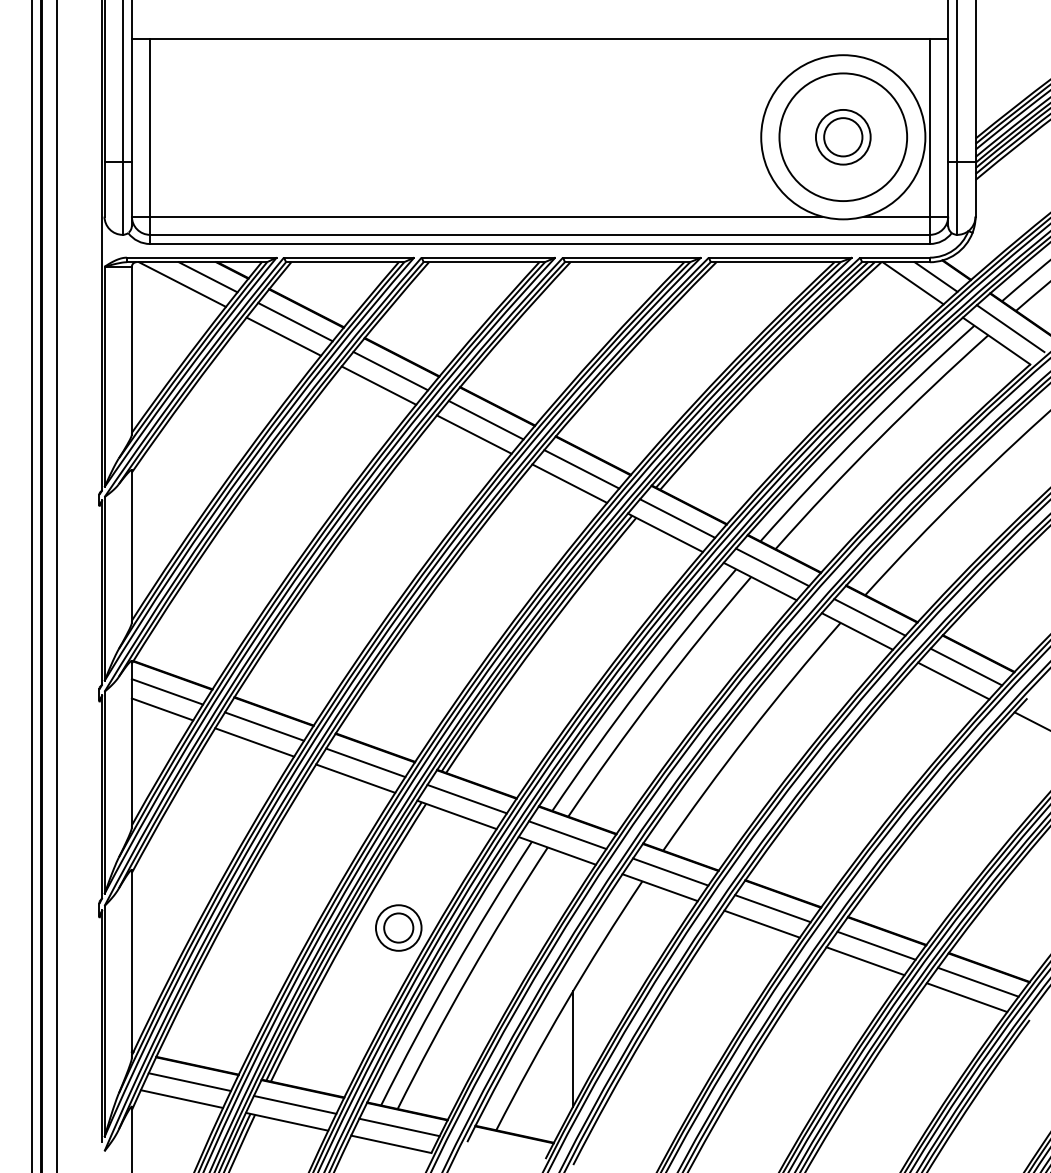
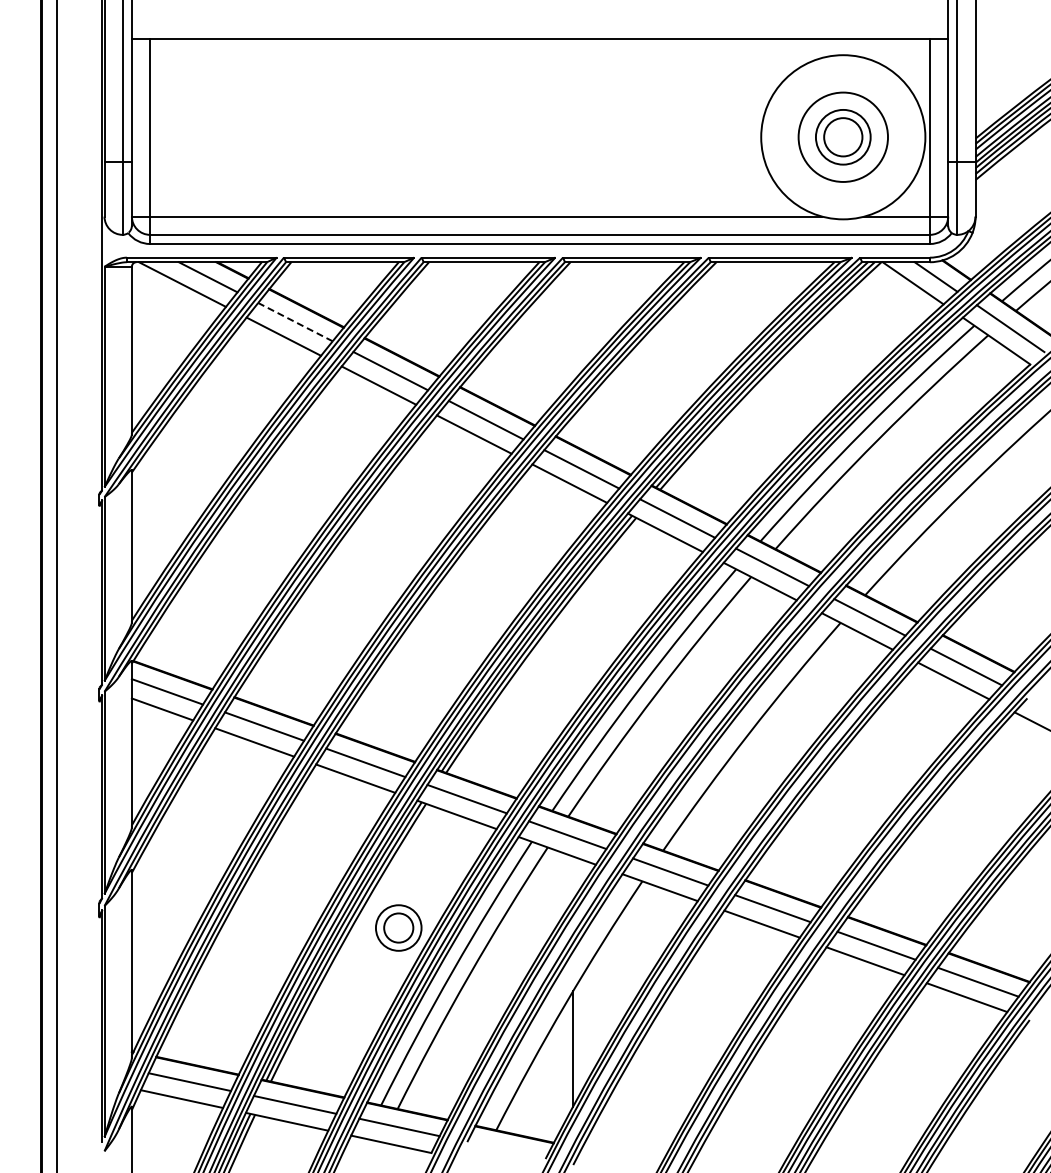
circle diameter: 128 px -> 89 px (843, 136)
line: solid -> dashed (295, 322)
line: present -> none (31, 585)
